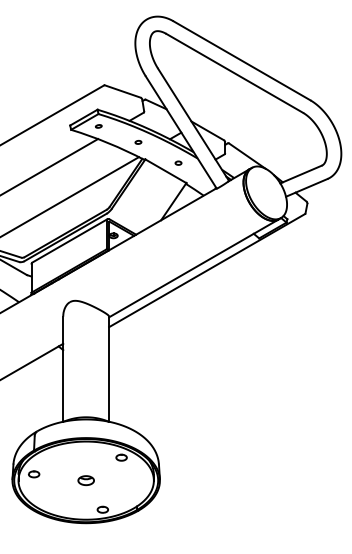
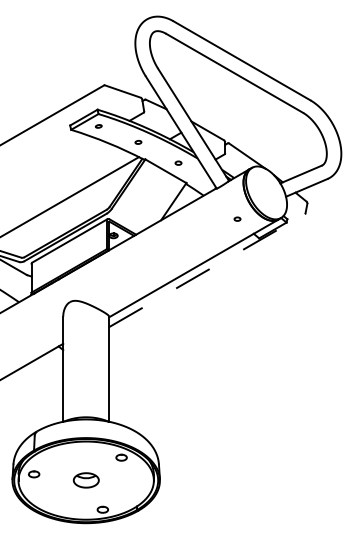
line: present -> none (50, 166)
part: none -> present (237, 218)
line: solid -> dashed (207, 270)
part size: 18x12 px -> 28x17 px (85, 480)
